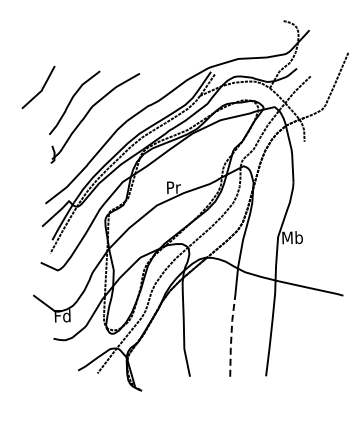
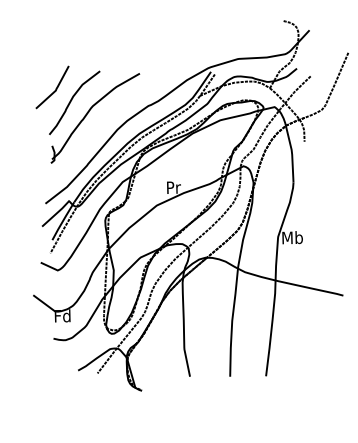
line position: (41, 88) -> (55, 88) (55, 88)
line: dashed -> solid (231, 335)
